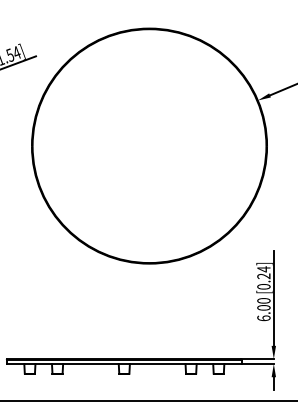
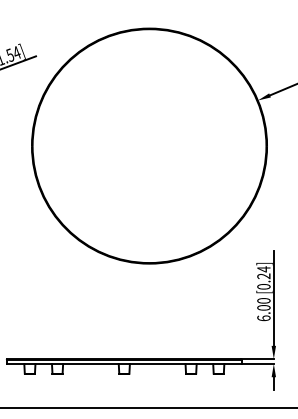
line position: (148, 400) -> (148, 407) (148, 407)
